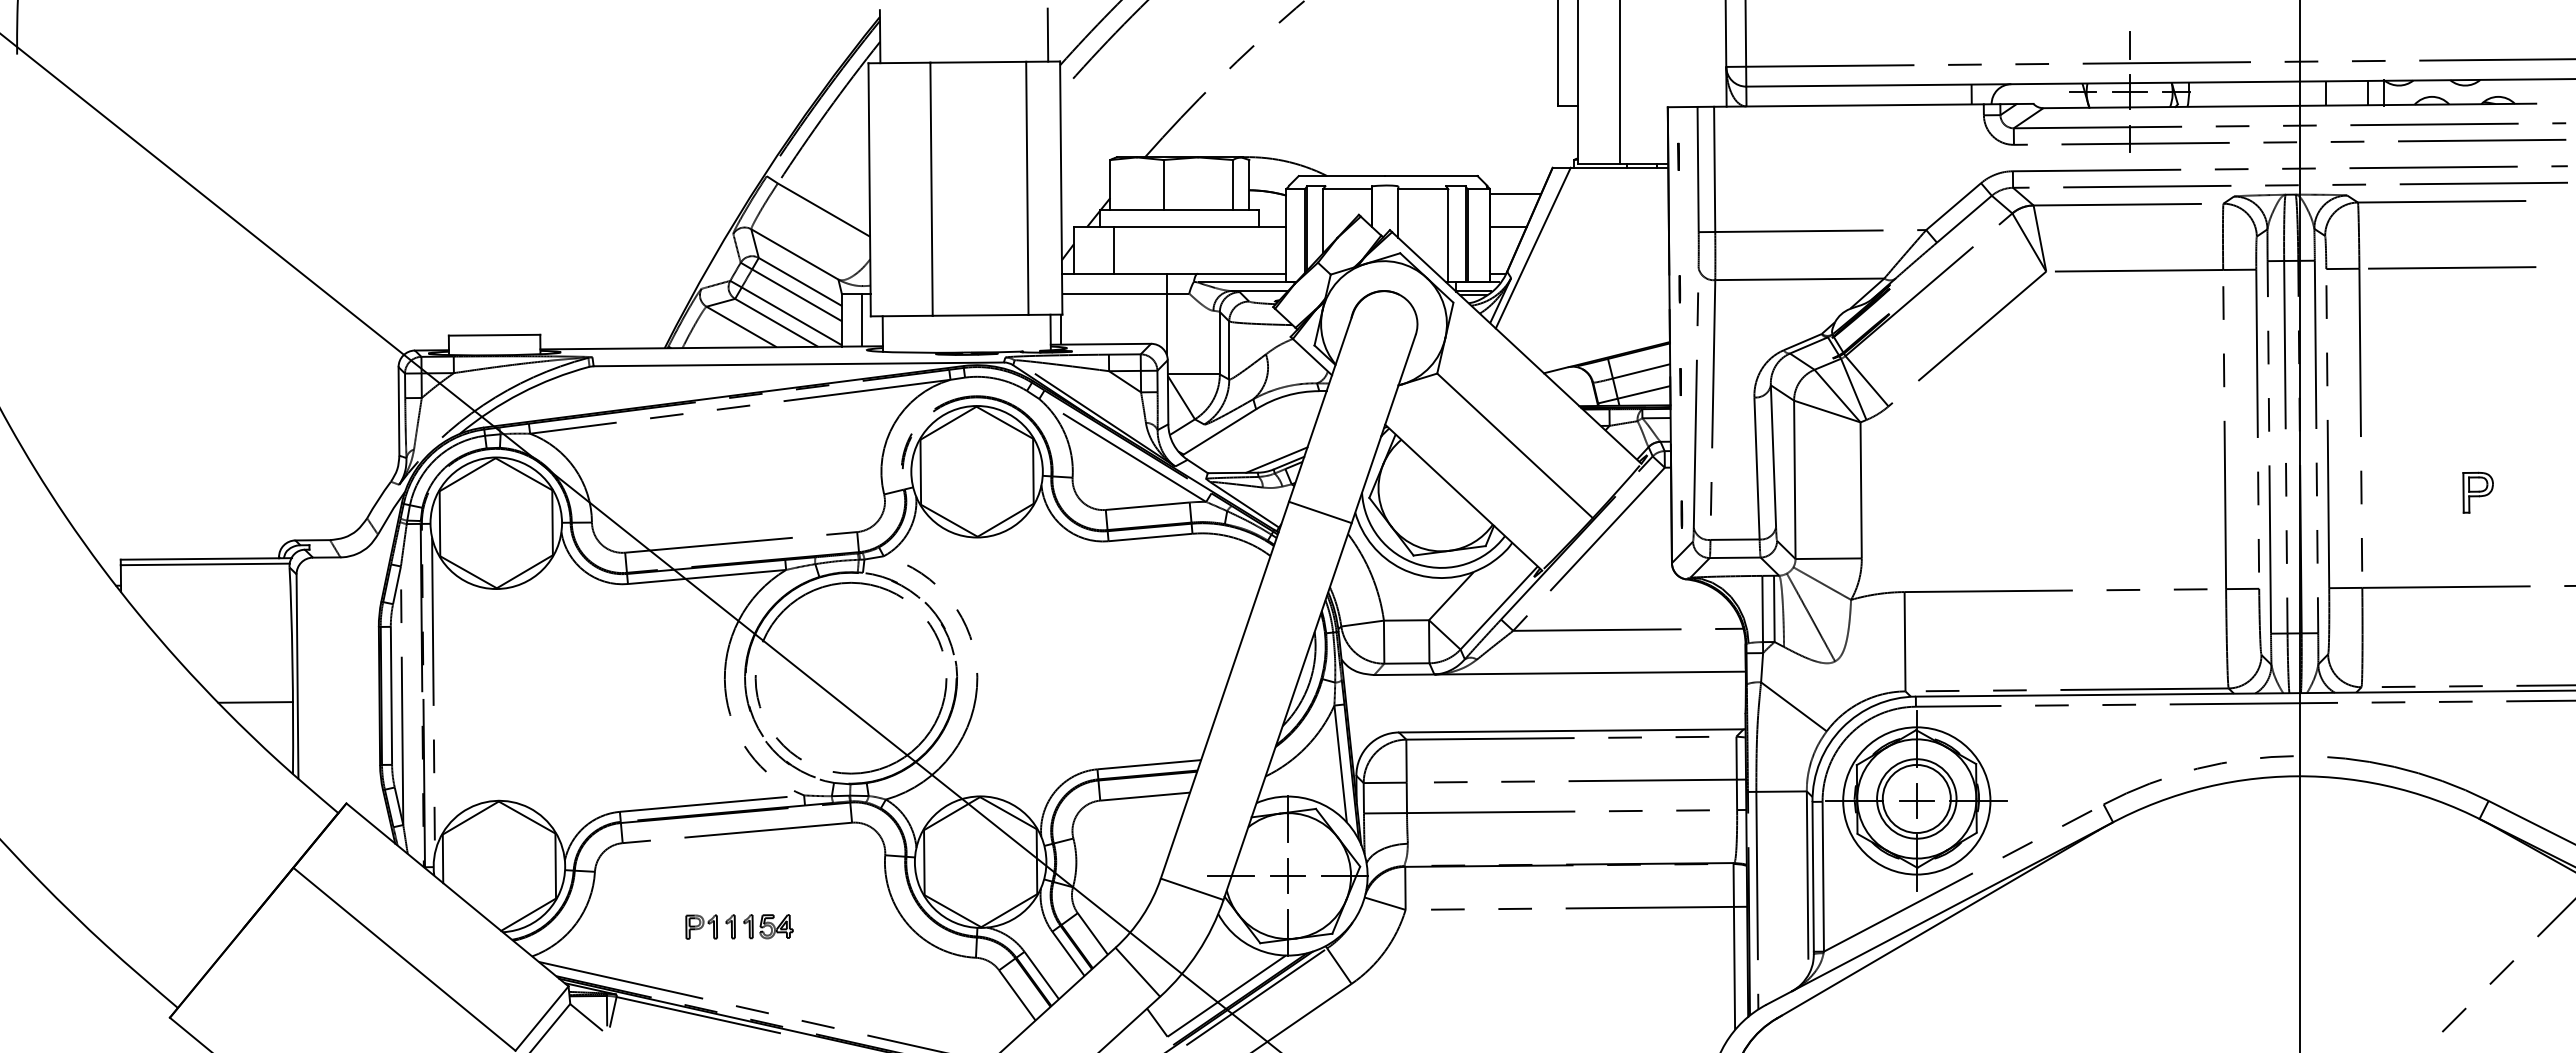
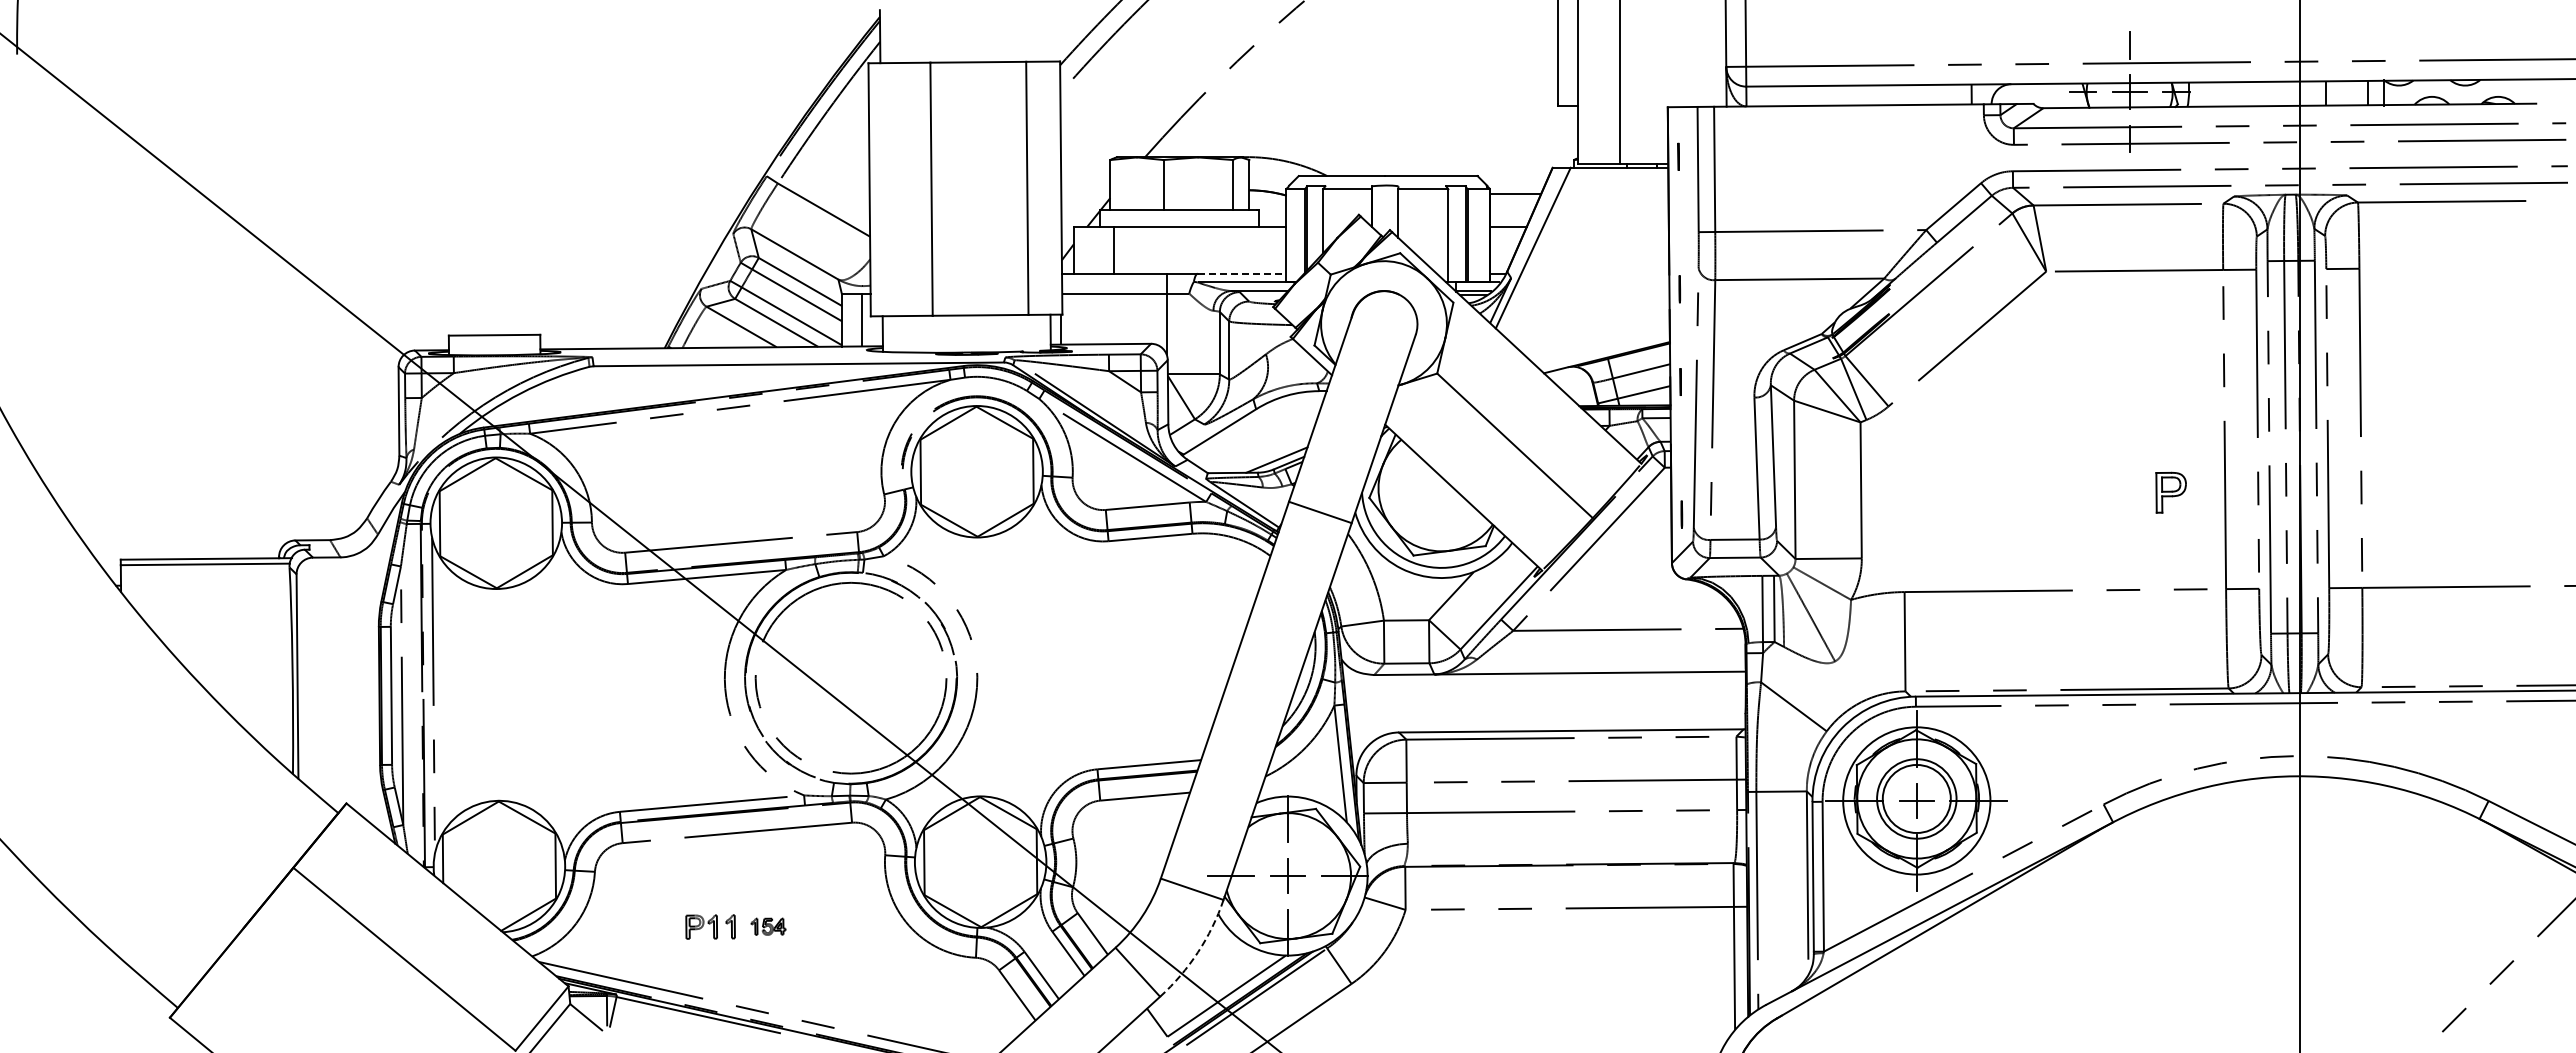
line: present -> none (1047, 34)
line: present -> none (2452, 267)
line: solid -> dashed (1242, 273)
part position: (2477, 492) -> (2170, 492) (2170, 492)
line: present -> none (255, 702)
part size: 51x26 px -> 37x19 px (768, 926)
arc: solid -> dashed (1197, 952)
